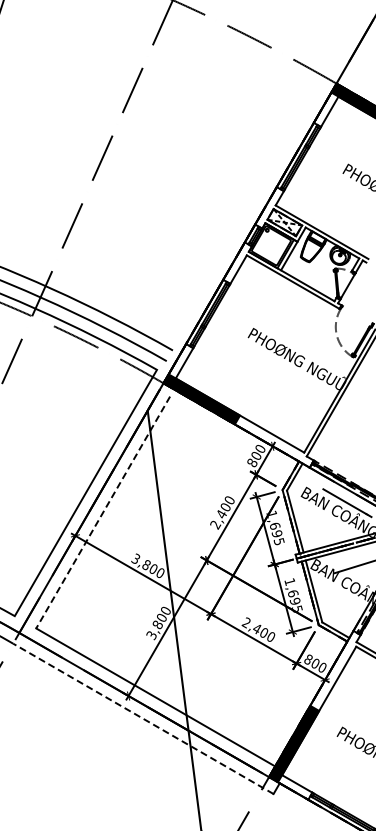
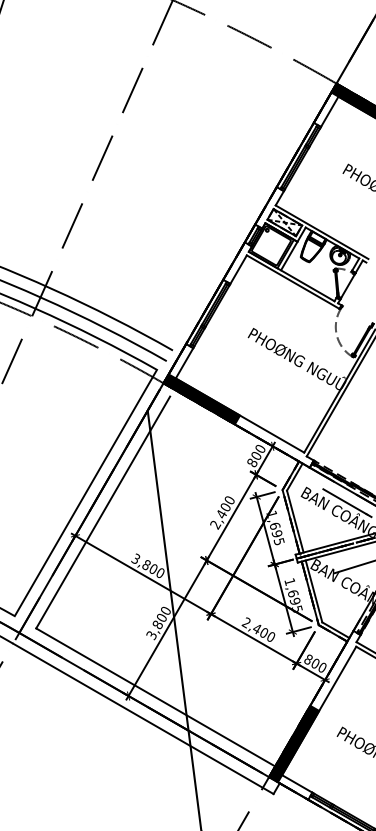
line: dashed -> solid (103, 512)
line: dashed -> solid (142, 718)
